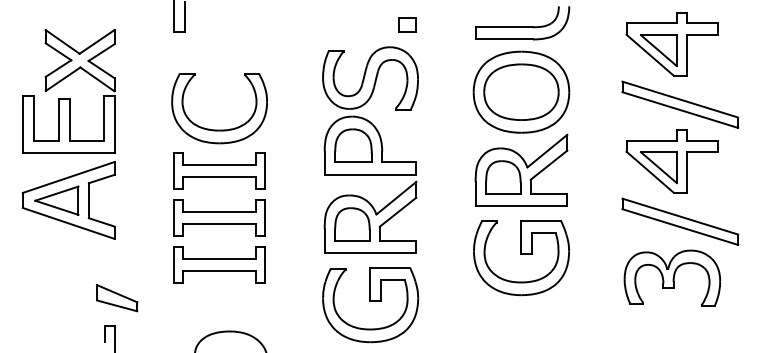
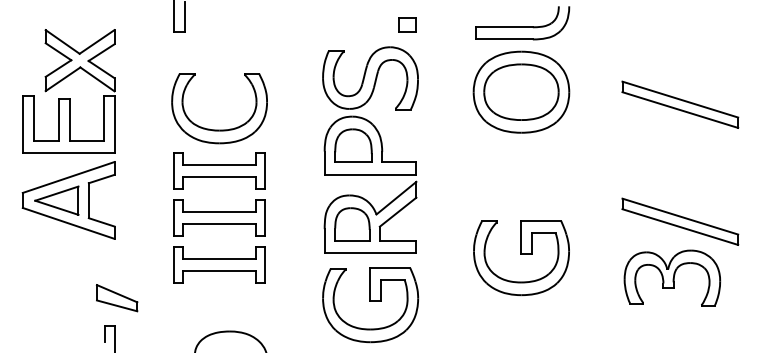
part: present -> none (671, 44)
part: present -> none (671, 161)
part: present -> none (521, 169)
